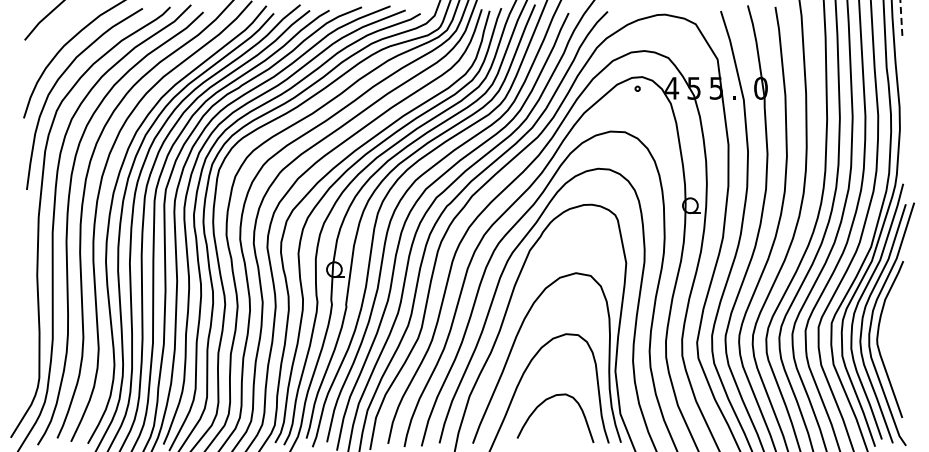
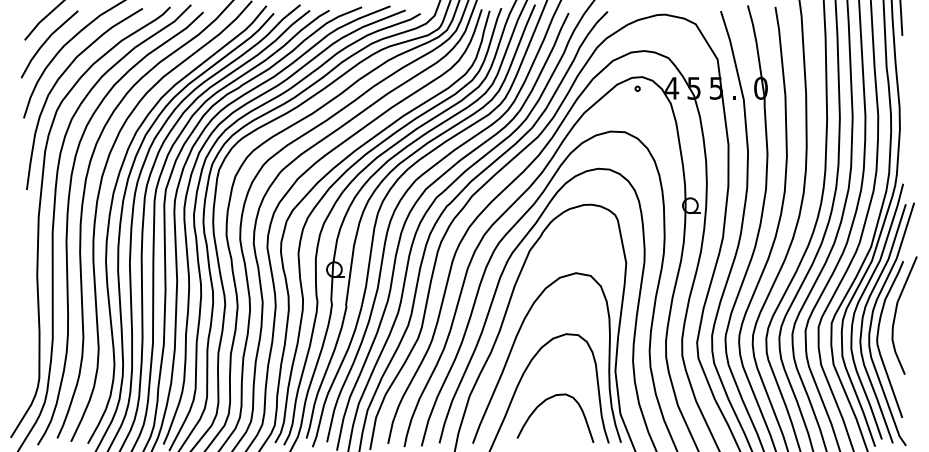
line: dashed -> solid (901, 18)
line: none -> present (46, 42)
curve: none -> present (896, 314)
